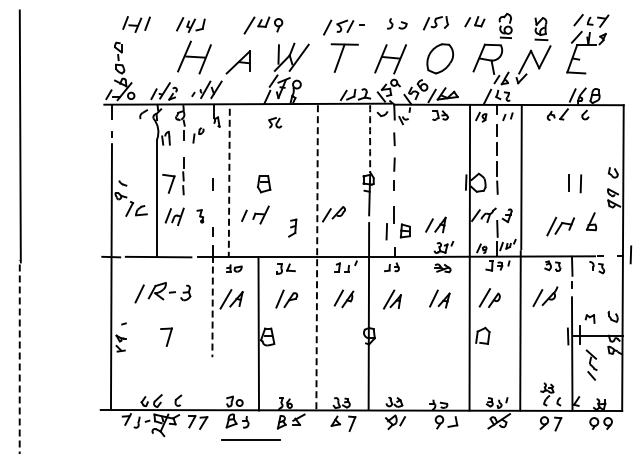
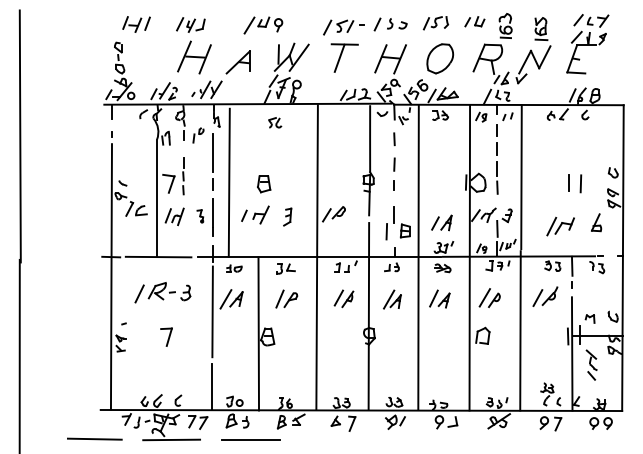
line: none -> present (377, 24)
arc: dashed -> solid (370, 138)
line: none -> present (213, 152)
line: dashed -> solid (229, 183)
line: none -> present (213, 212)
part position: (591, 221) -> (596, 222) (596, 222)
part position: (435, 224) -> (441, 222) (441, 222)
part position: (292, 227) -> (287, 216) (287, 216)
line: present -> none (630, 254)
line: none -> present (418, 257)
line: dashed -> solid (317, 258)
line: dashed -> solid (212, 312)
line: dashed -> solid (19, 356)
line: none -> present (212, 386)
line: none -> present (94, 438)
line: none -> present (171, 439)
